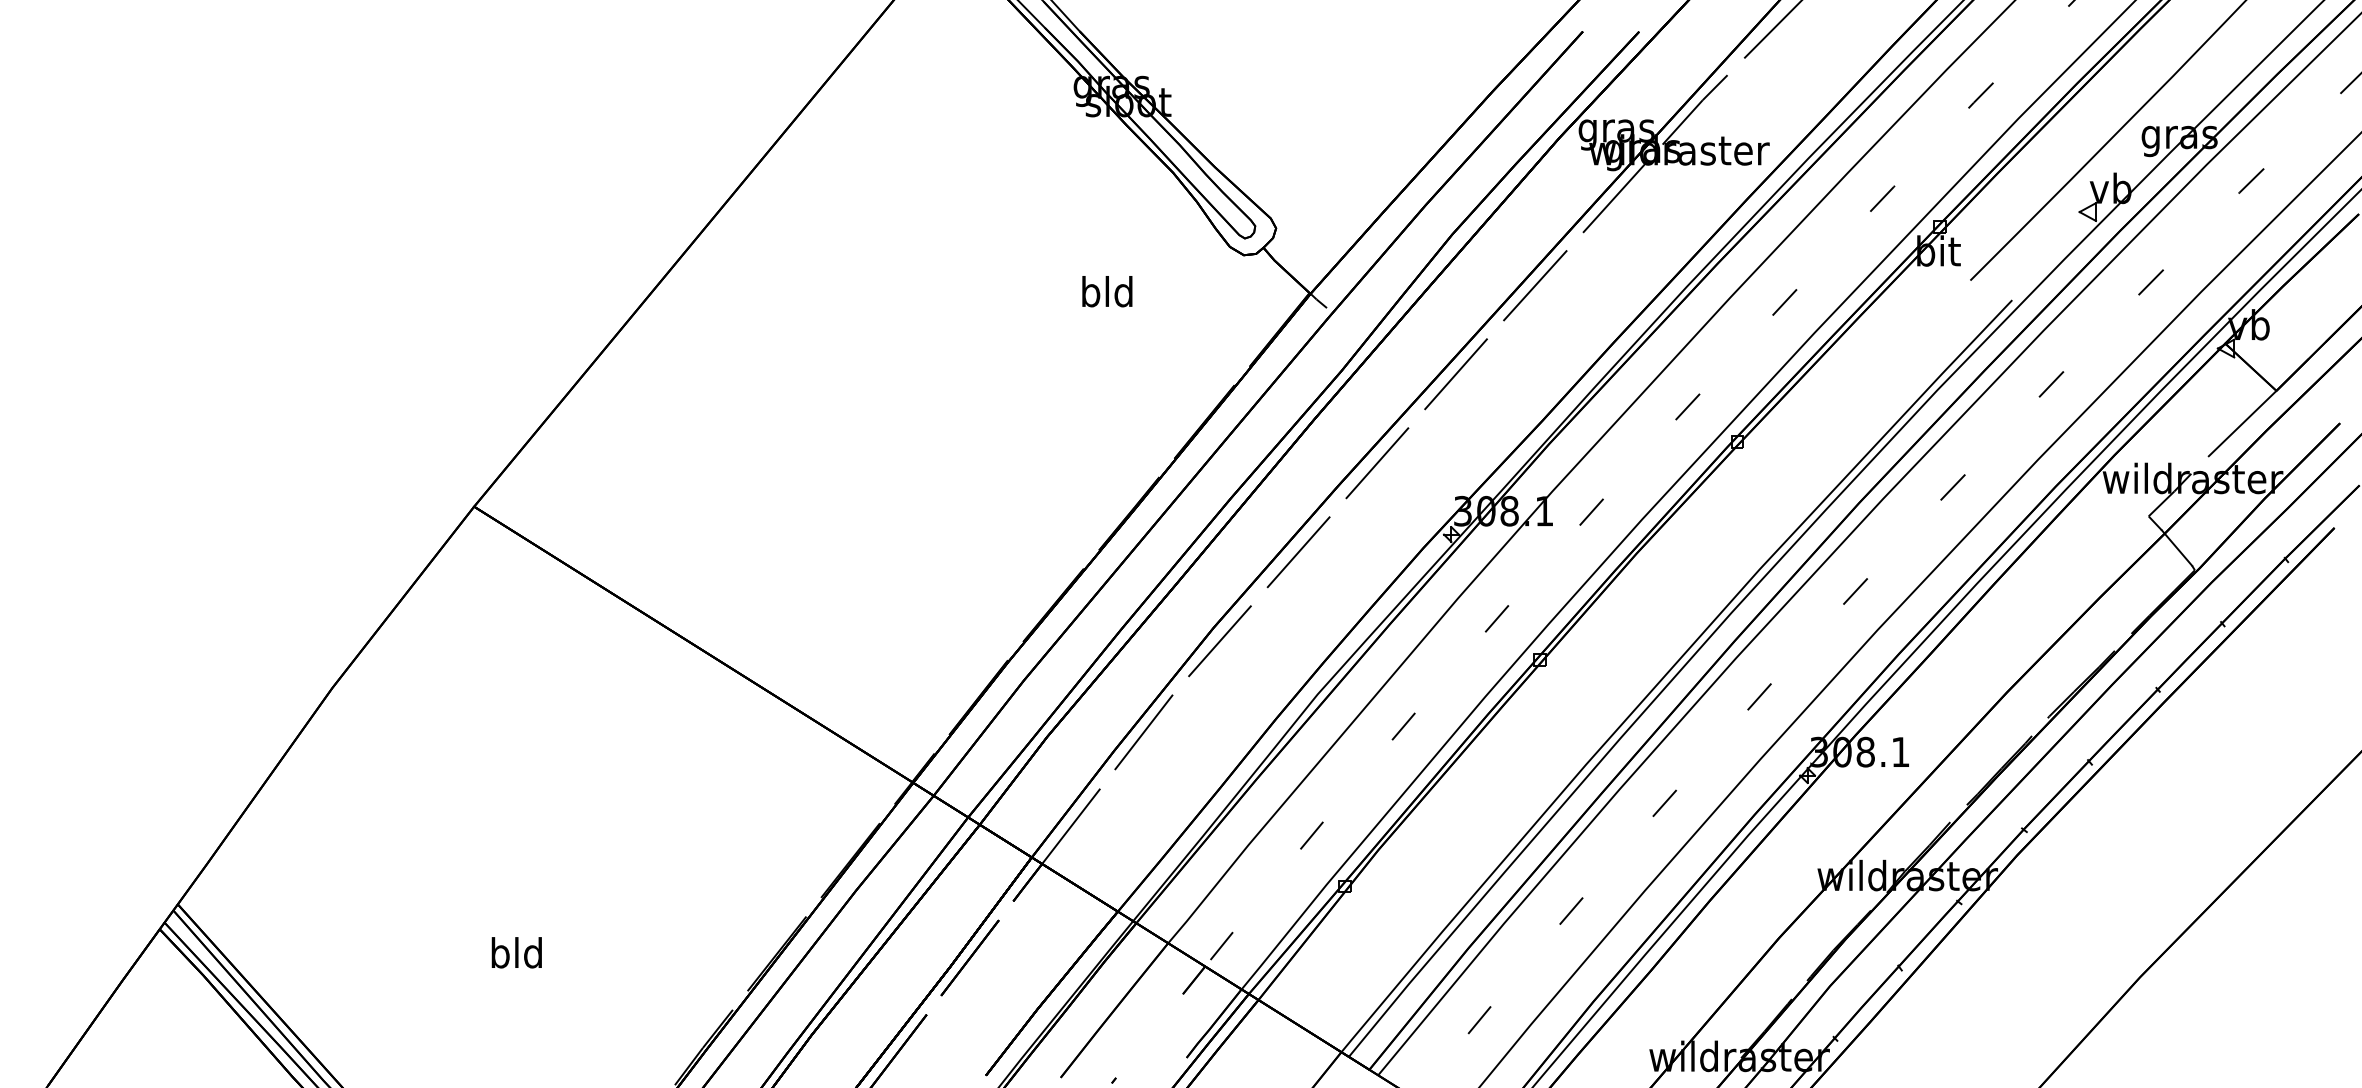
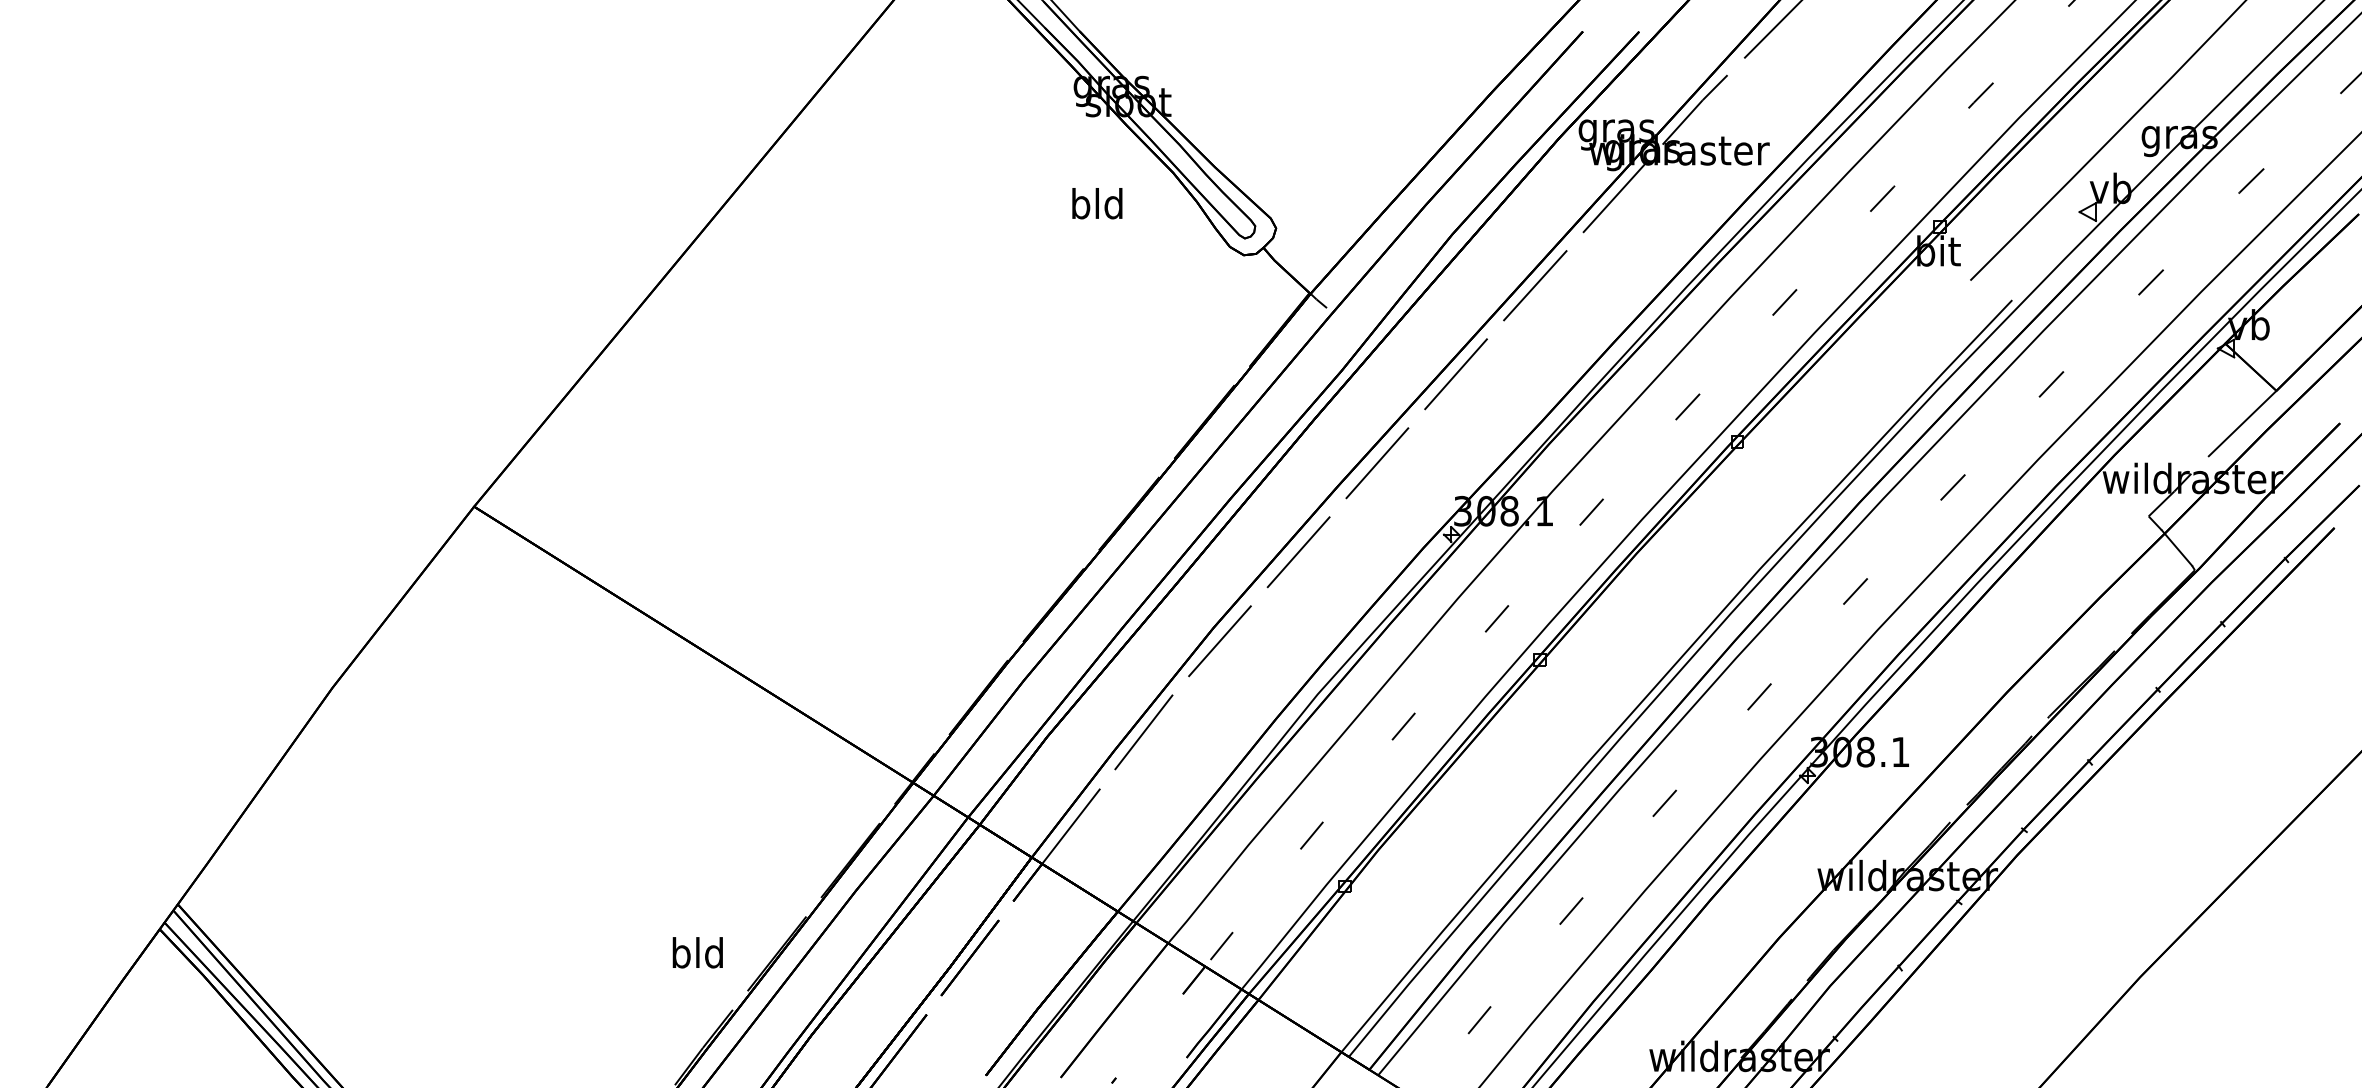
text position: (1107, 291) -> (1097, 203) (1097, 203)
text position: (516, 952) -> (697, 952) (697, 952)
